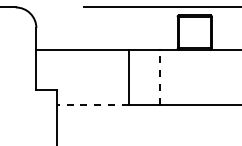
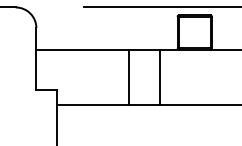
line: dashed -> solid (160, 76)
line: dashed -> solid (92, 104)
